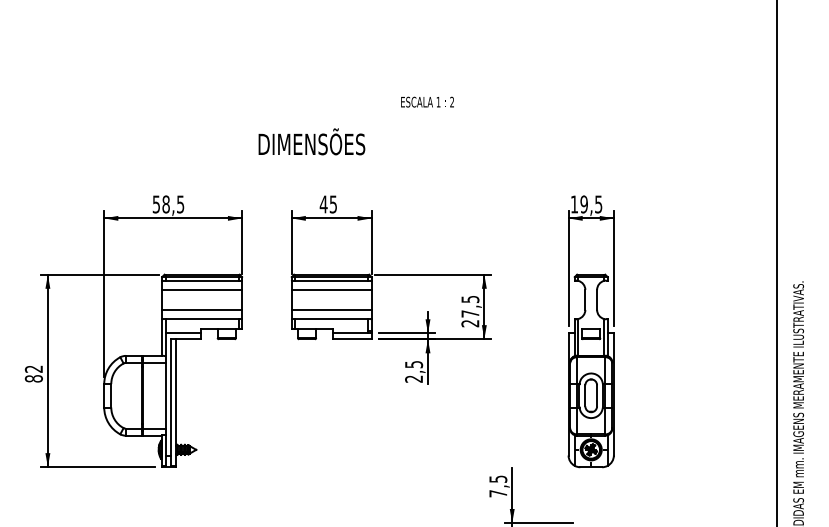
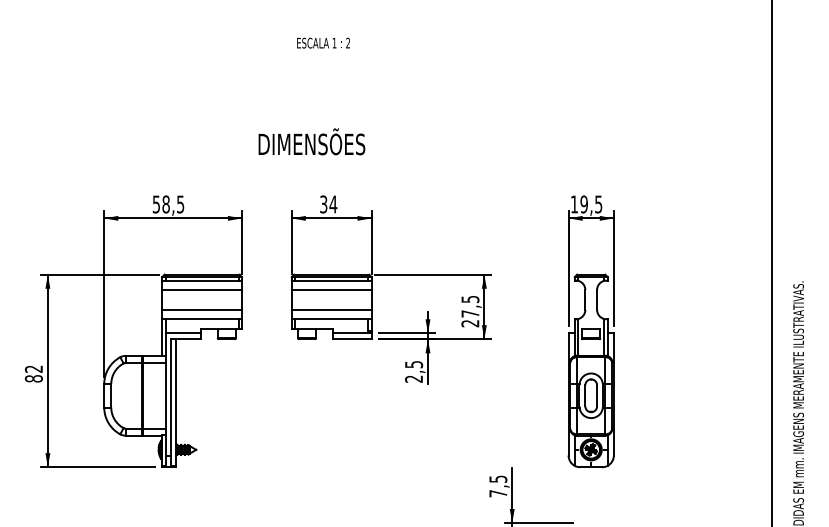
text position: (427, 101) -> (323, 42) (323, 42)
text: 45 -> 34 (328, 204)
line position: (776, 262) -> (771, 262) (771, 262)
